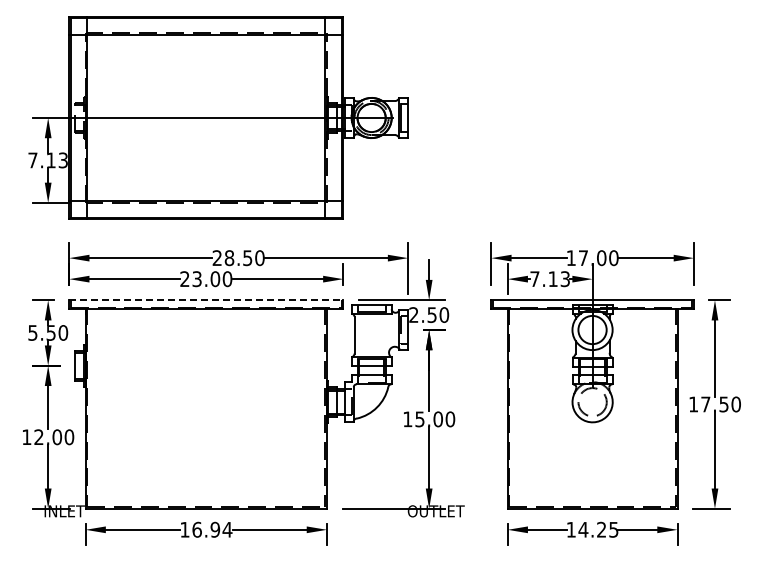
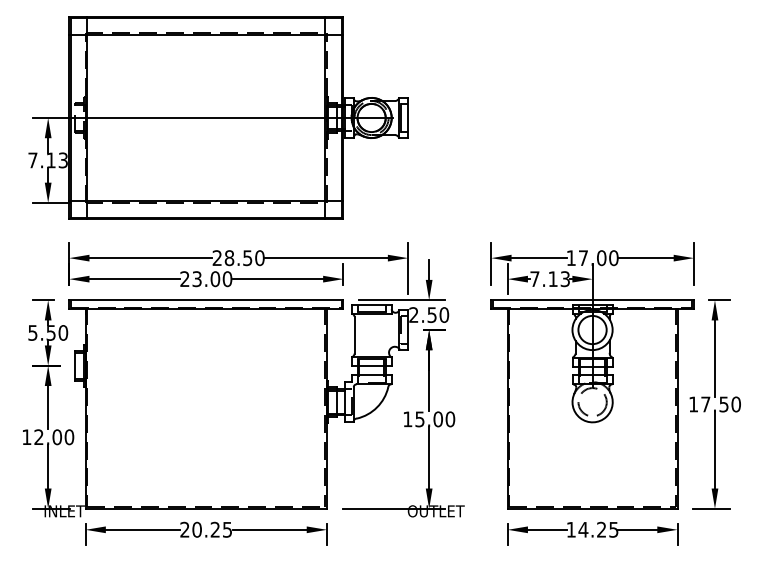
line: dashed -> solid (206, 300)
text: 16.94 -> 20.25 (206, 529)
